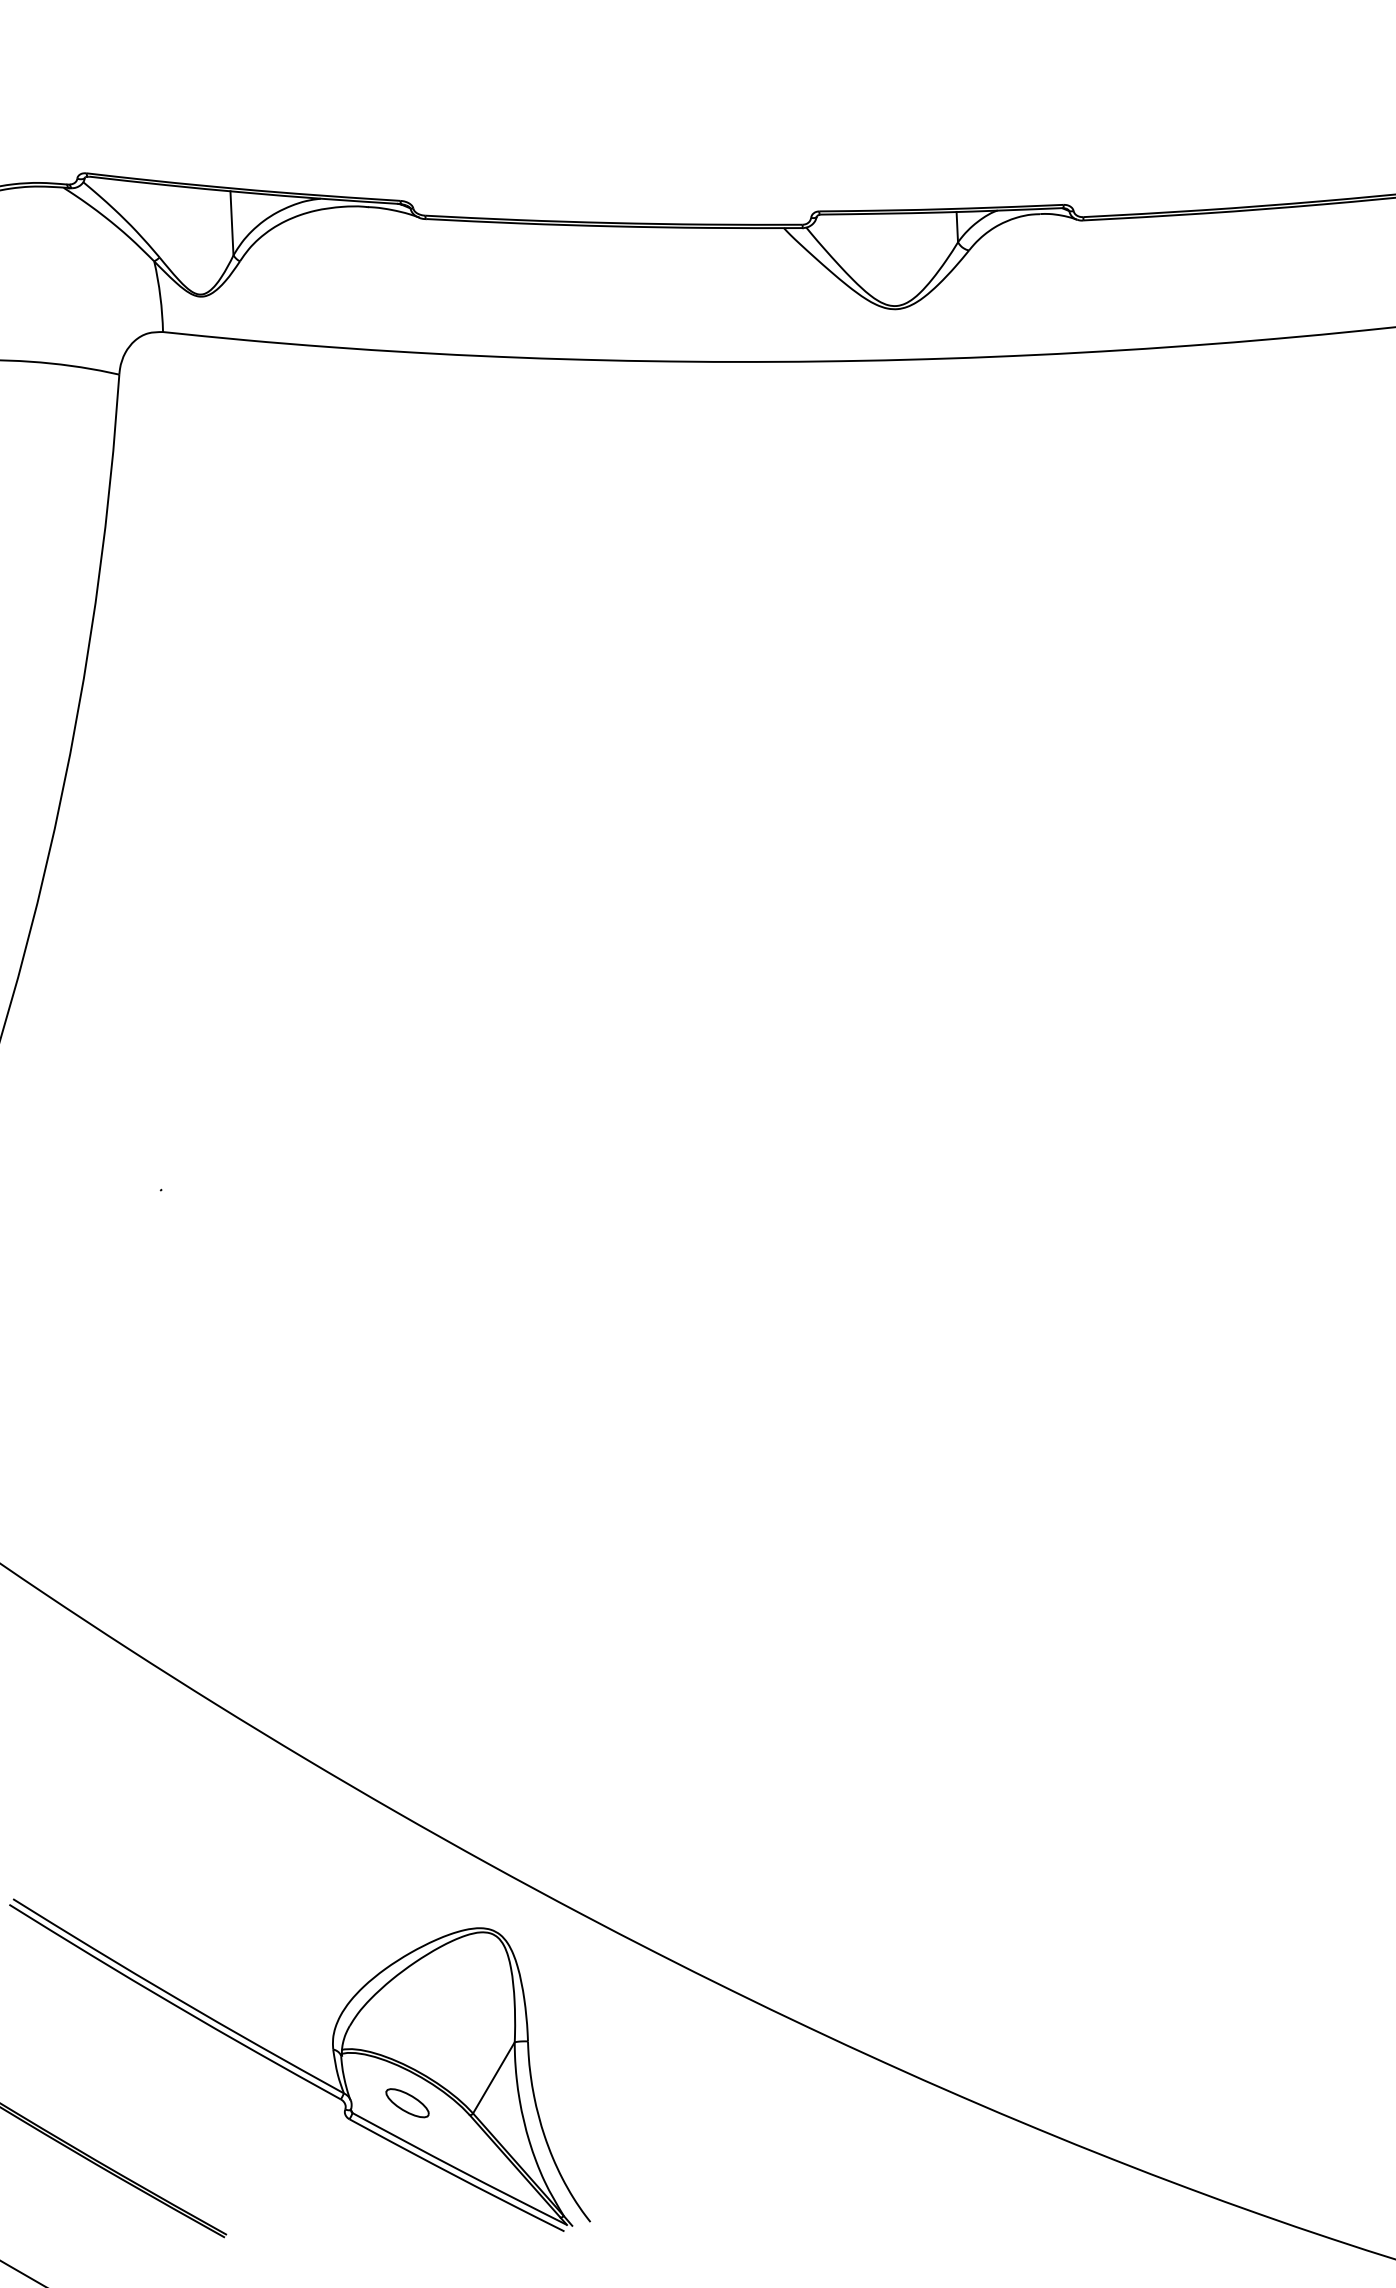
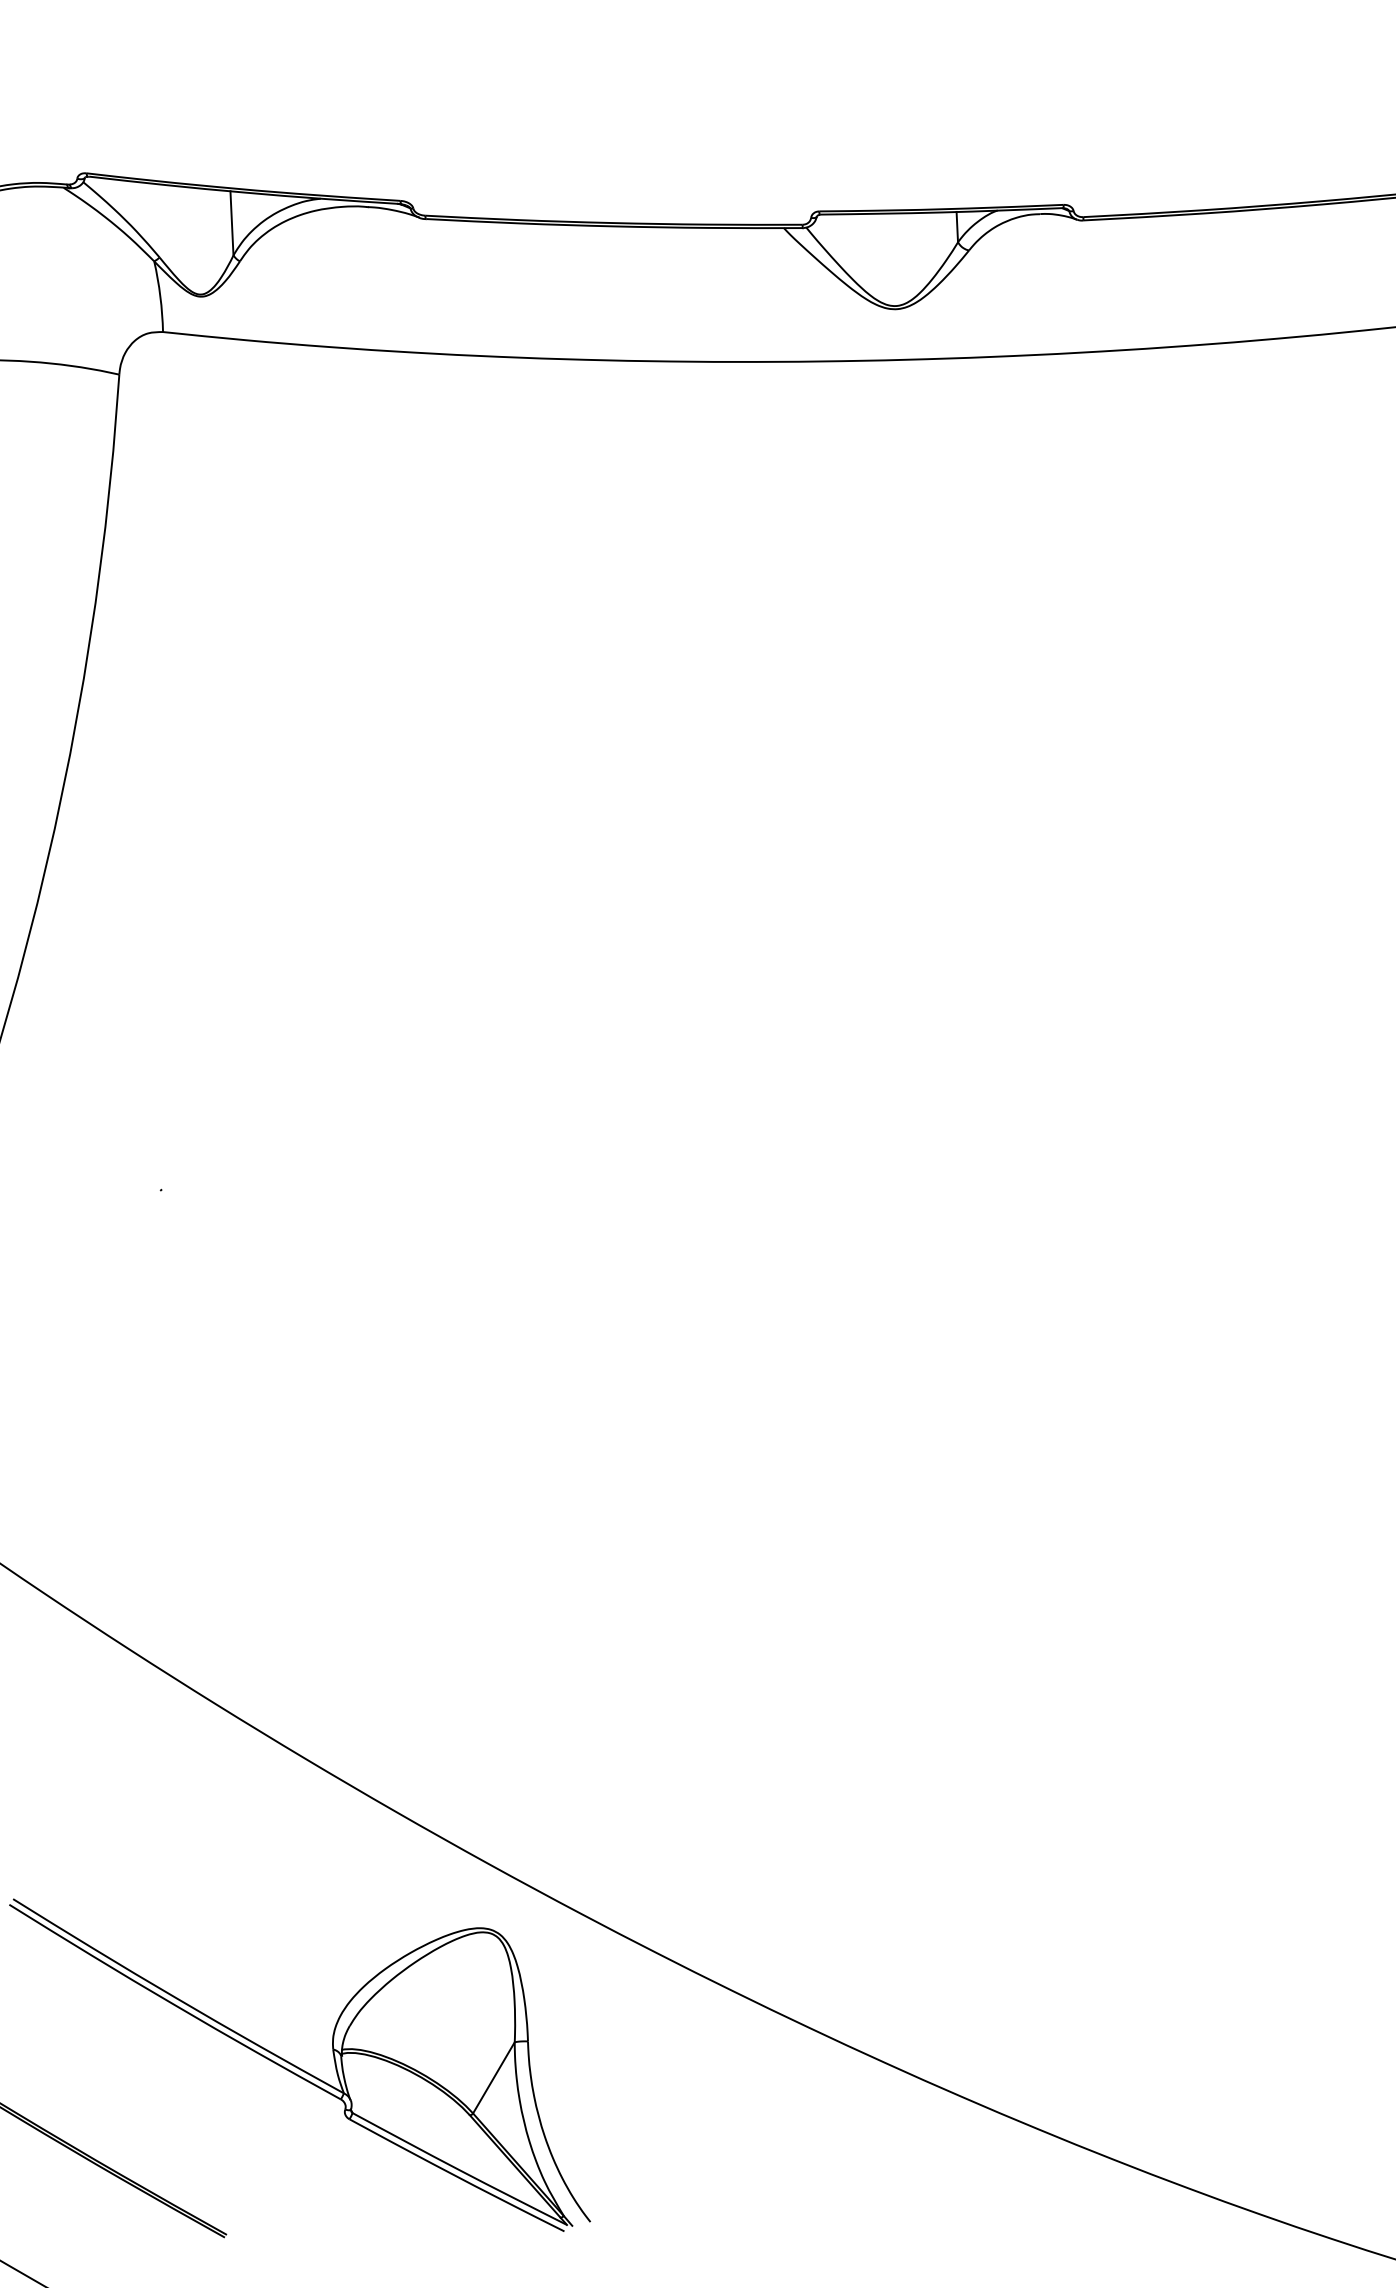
part: present -> none (407, 2103)
